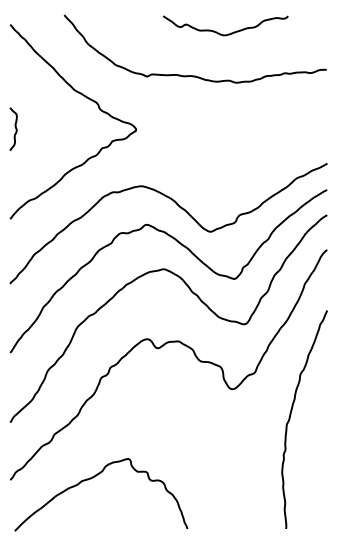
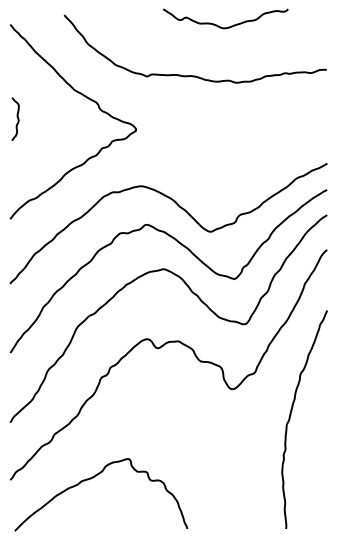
curve position: (228, 33) -> (228, 26) (228, 26)
curve position: (15, 128) -> (17, 118) (17, 118)
